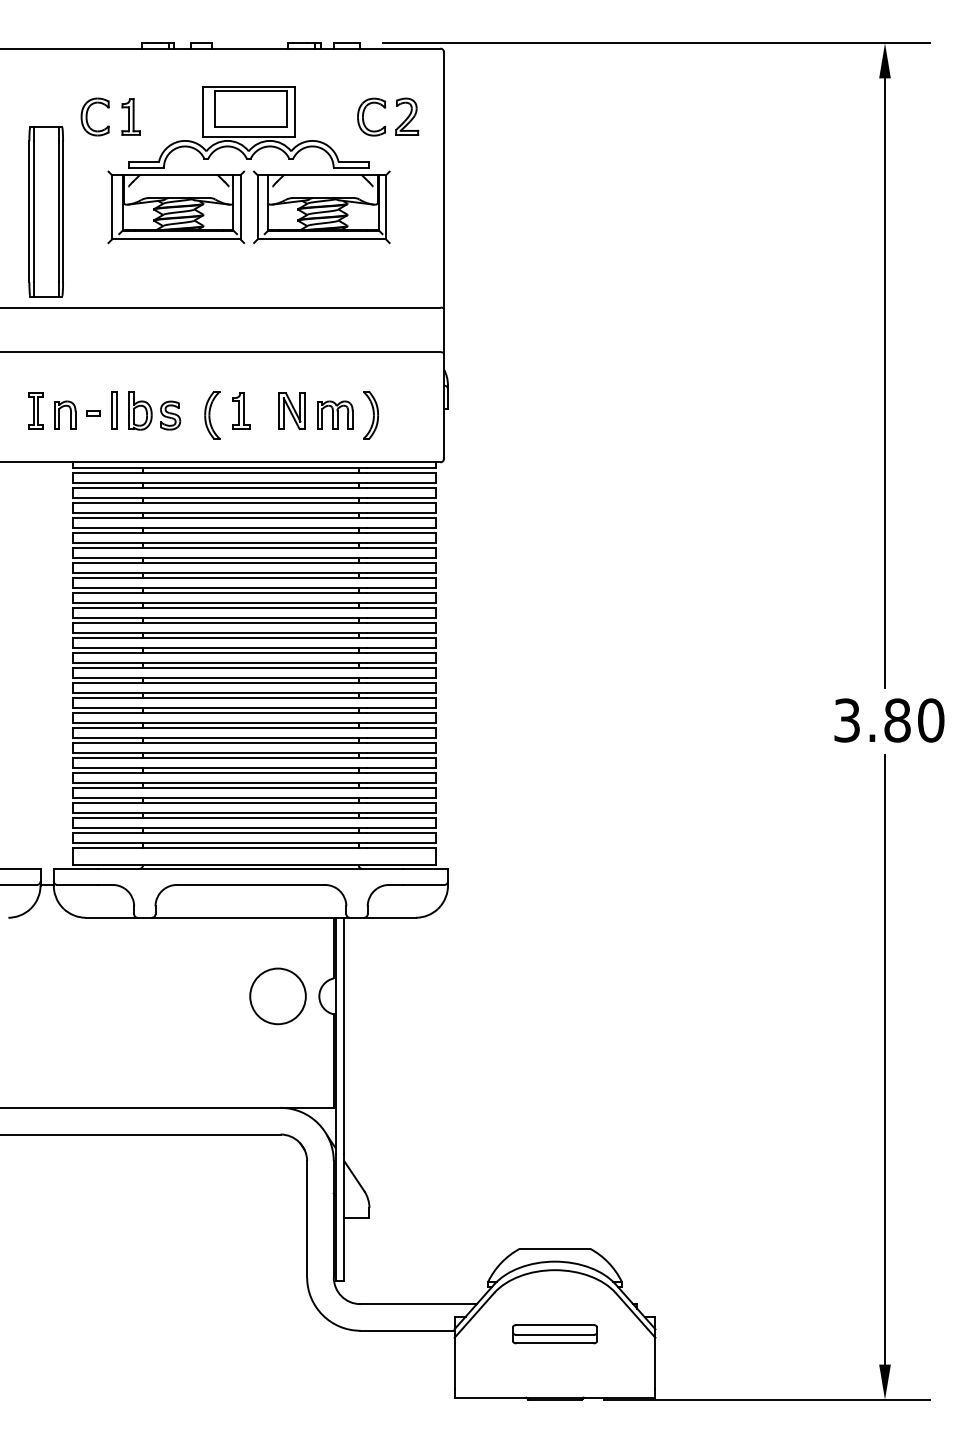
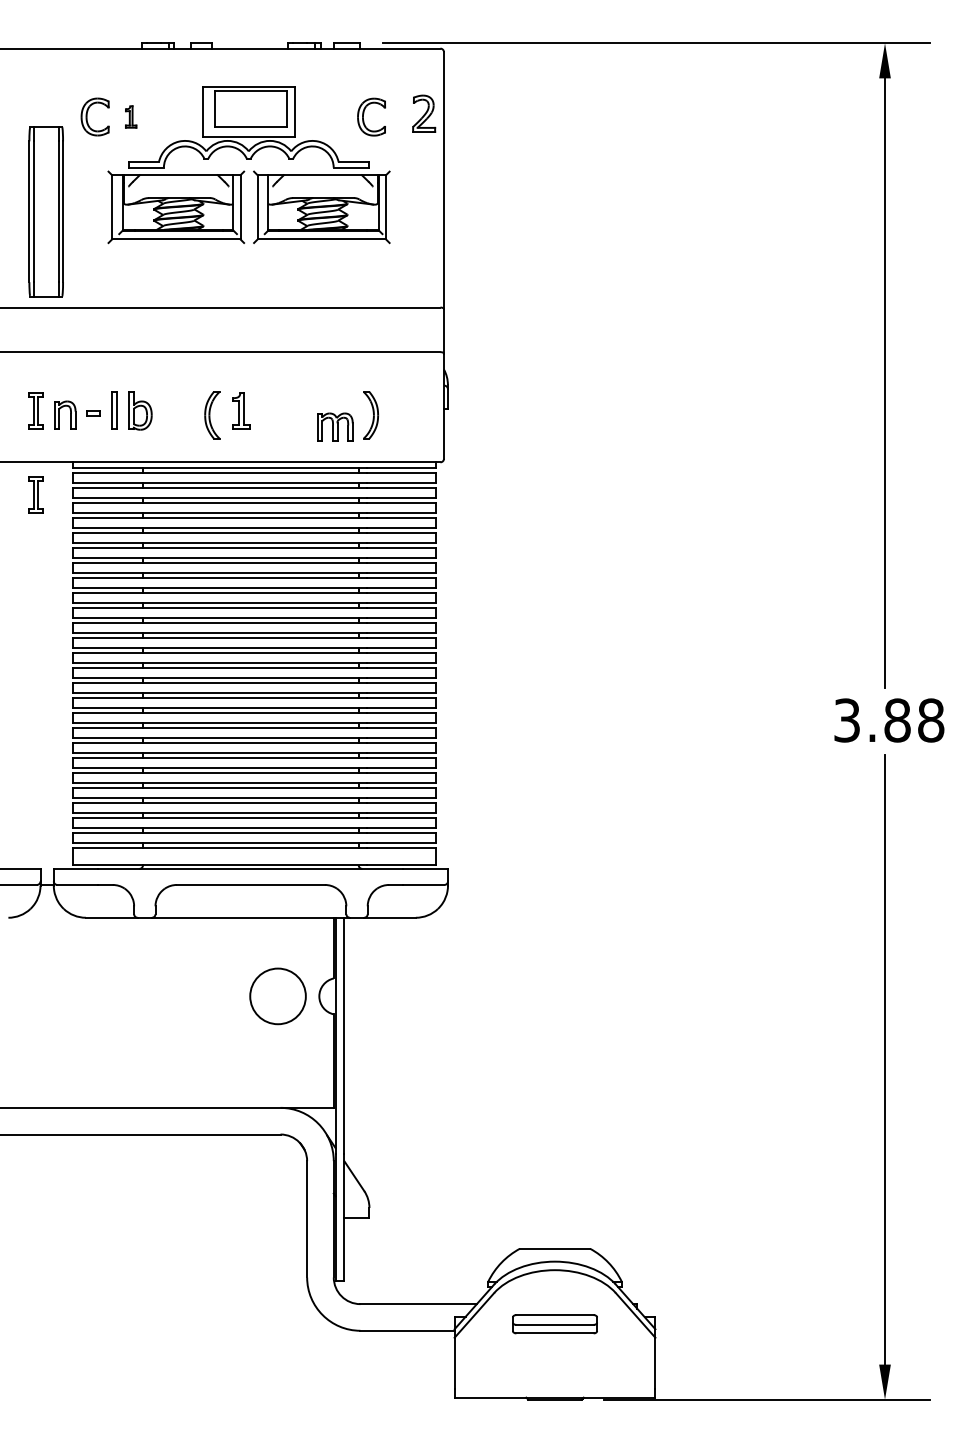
part size: 20x38 px -> 13x24 px (131, 116)
part position: (407, 116) -> (424, 113) (424, 113)
part: present -> none (291, 410)
part position: (335, 414) -> (335, 426) (335, 426)
part: present -> none (170, 415)
part: none -> present (35, 494)
text: 3.80 -> 3.88 (931, 720)
part position: (554, 1334) -> (554, 1324) (554, 1324)
